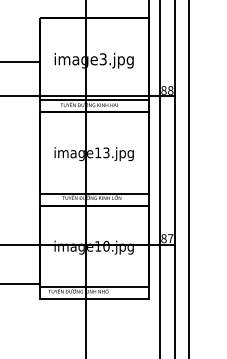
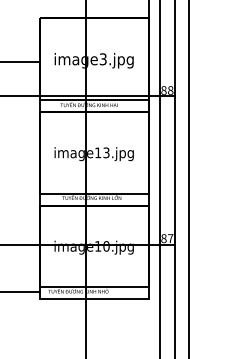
line position: (20, 284) -> (20, 292) (20, 292)
